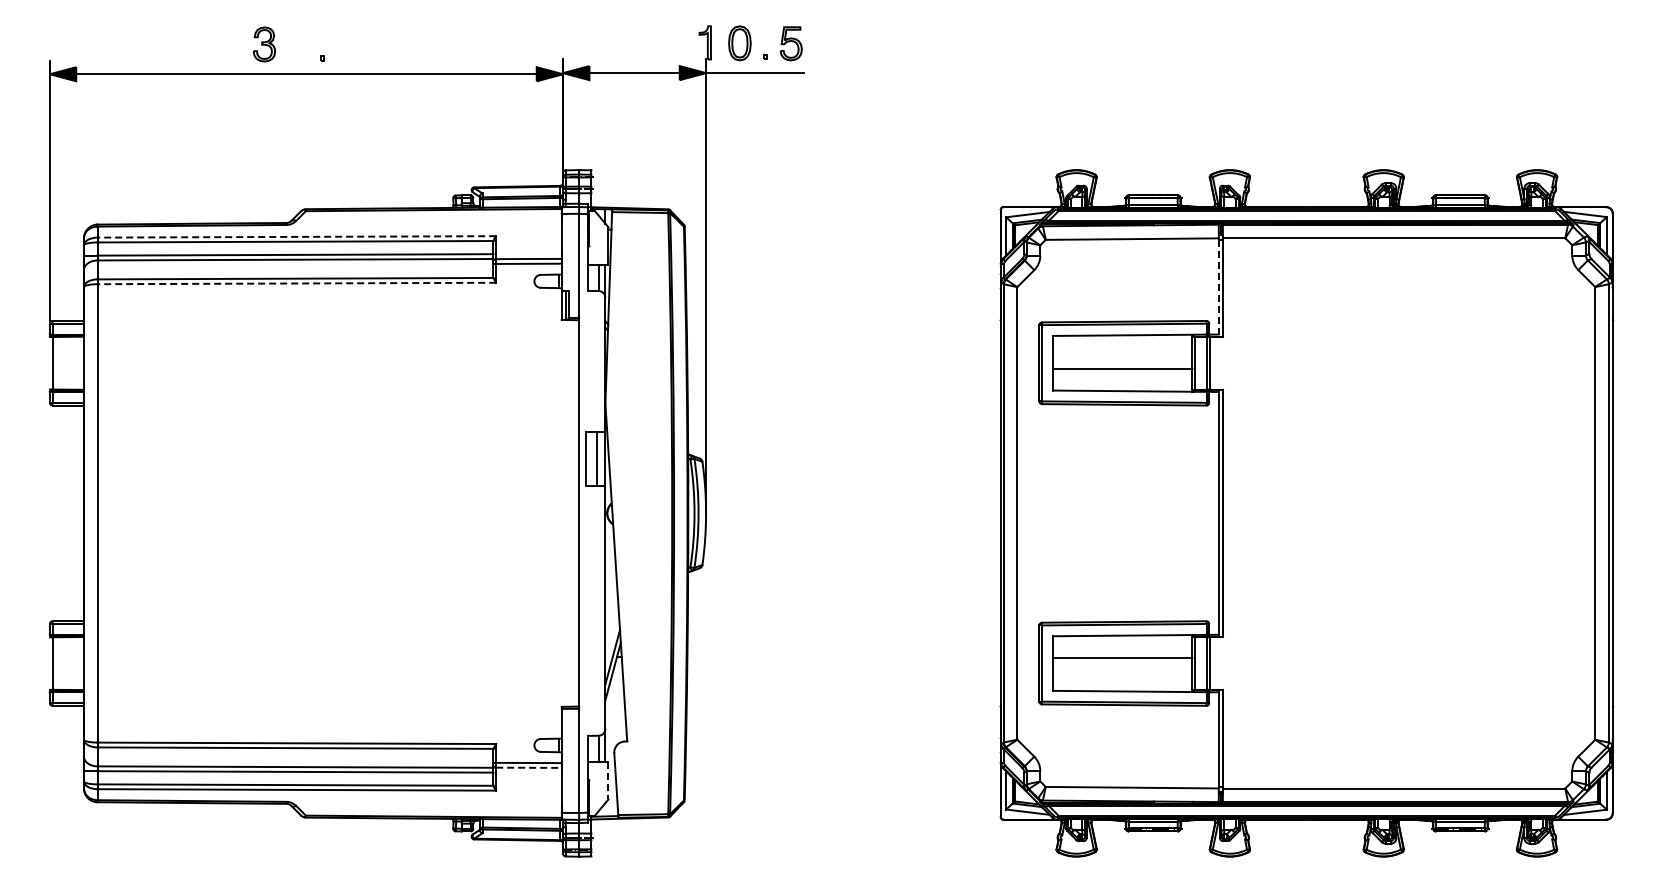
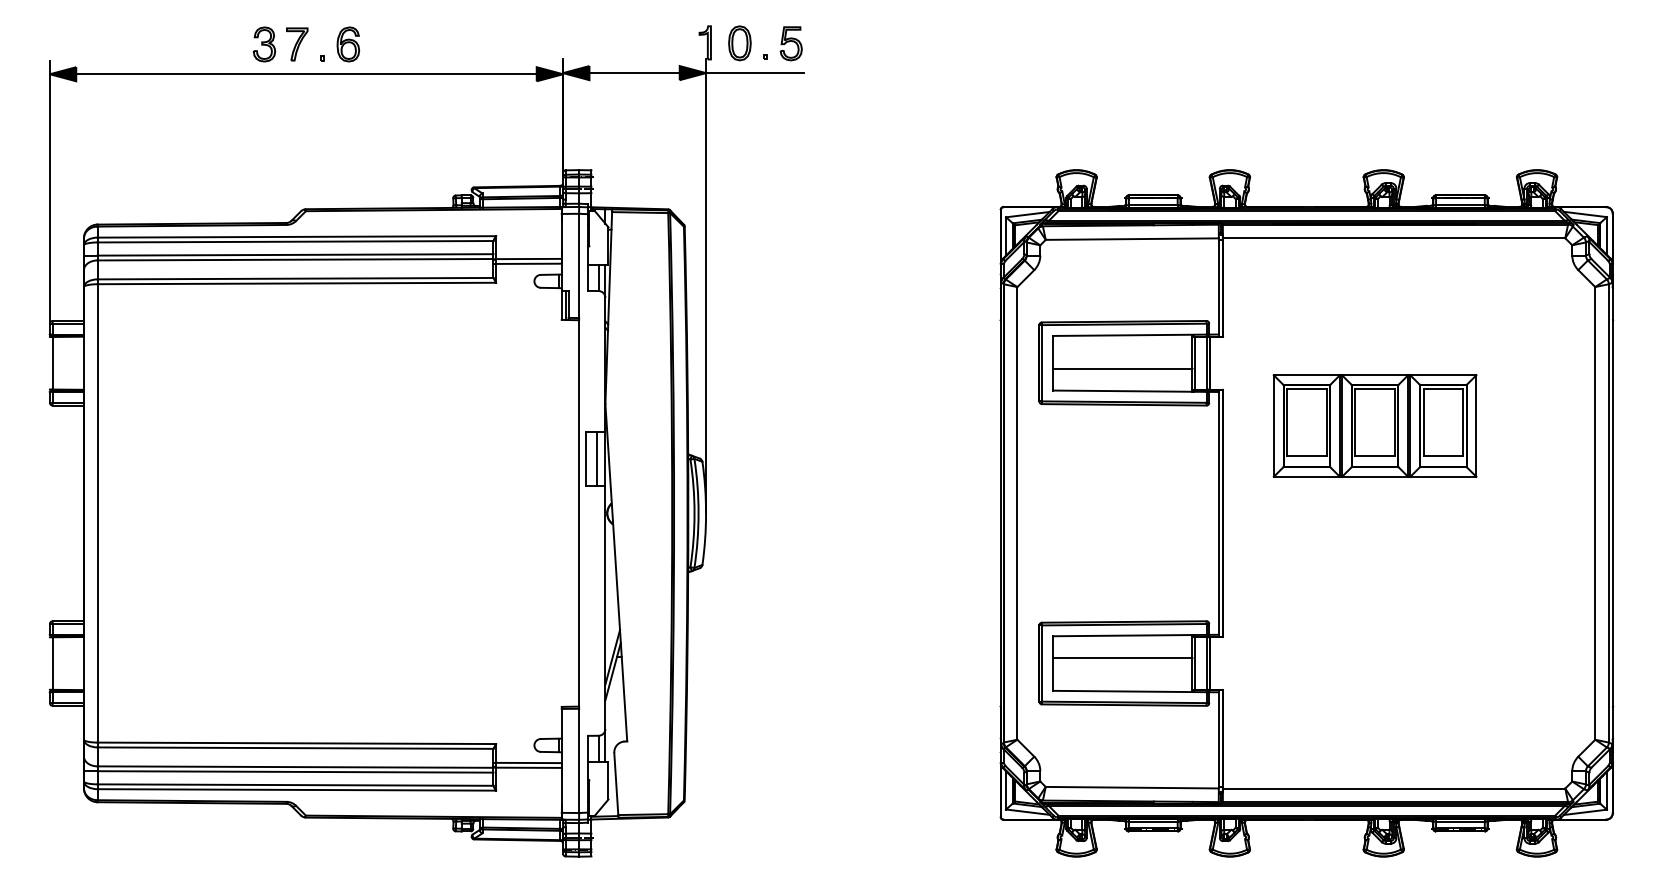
part: none -> present (297, 44)
part: none -> present (348, 44)
line: dashed -> solid (296, 236)
line: dashed -> solid (296, 283)
line: dashed -> solid (1218, 285)
part: none -> present (1374, 425)
line: dashed -> solid (528, 767)
line: dashed -> solid (608, 780)
